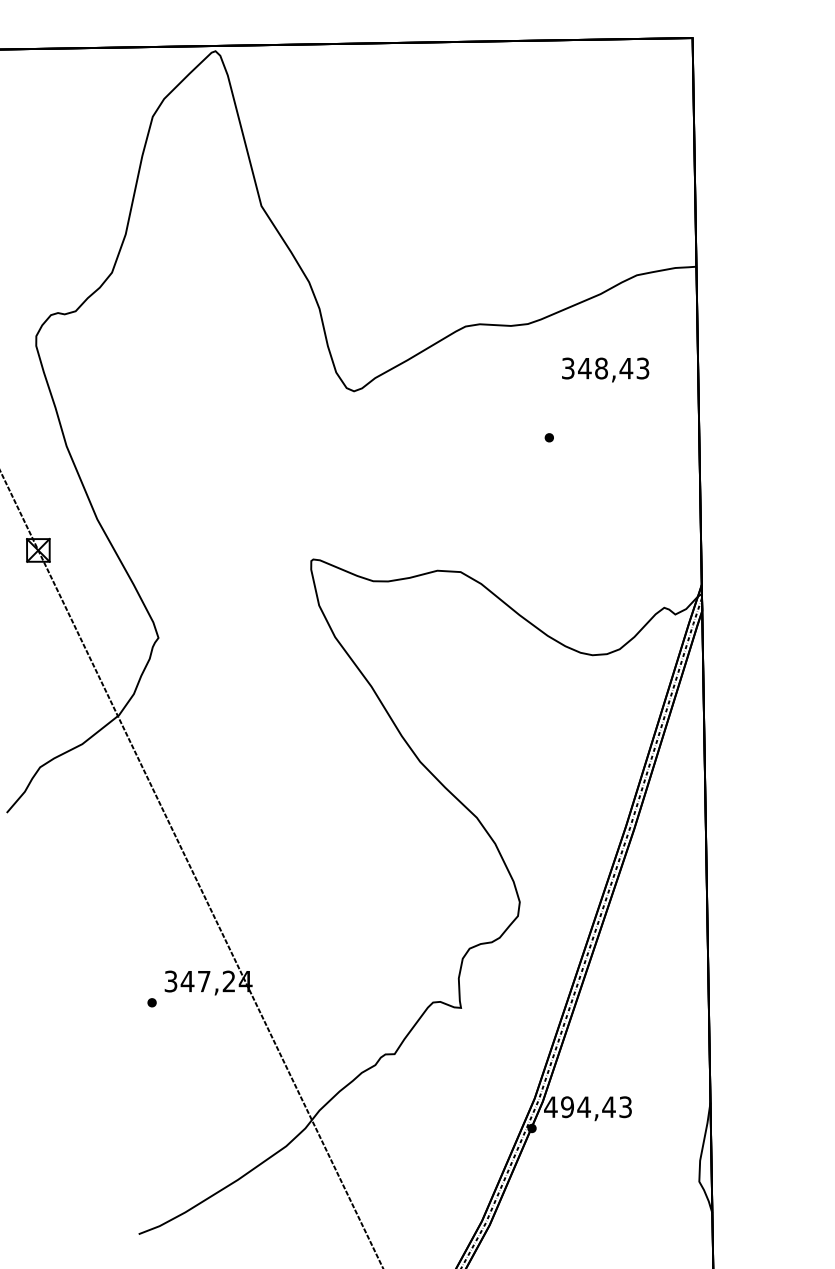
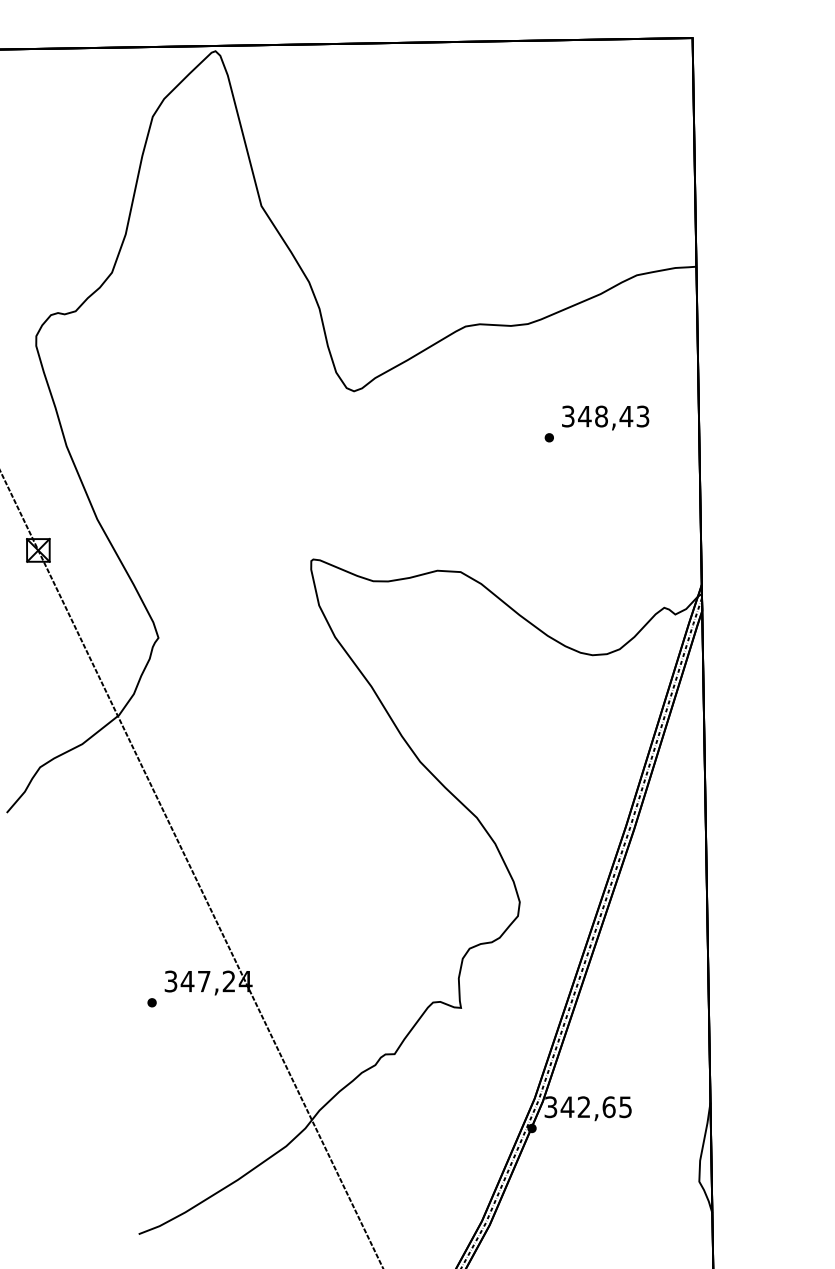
text position: (605, 369) -> (605, 417) (605, 417)
text: 494,43 -> 342,65 (587, 1107)
